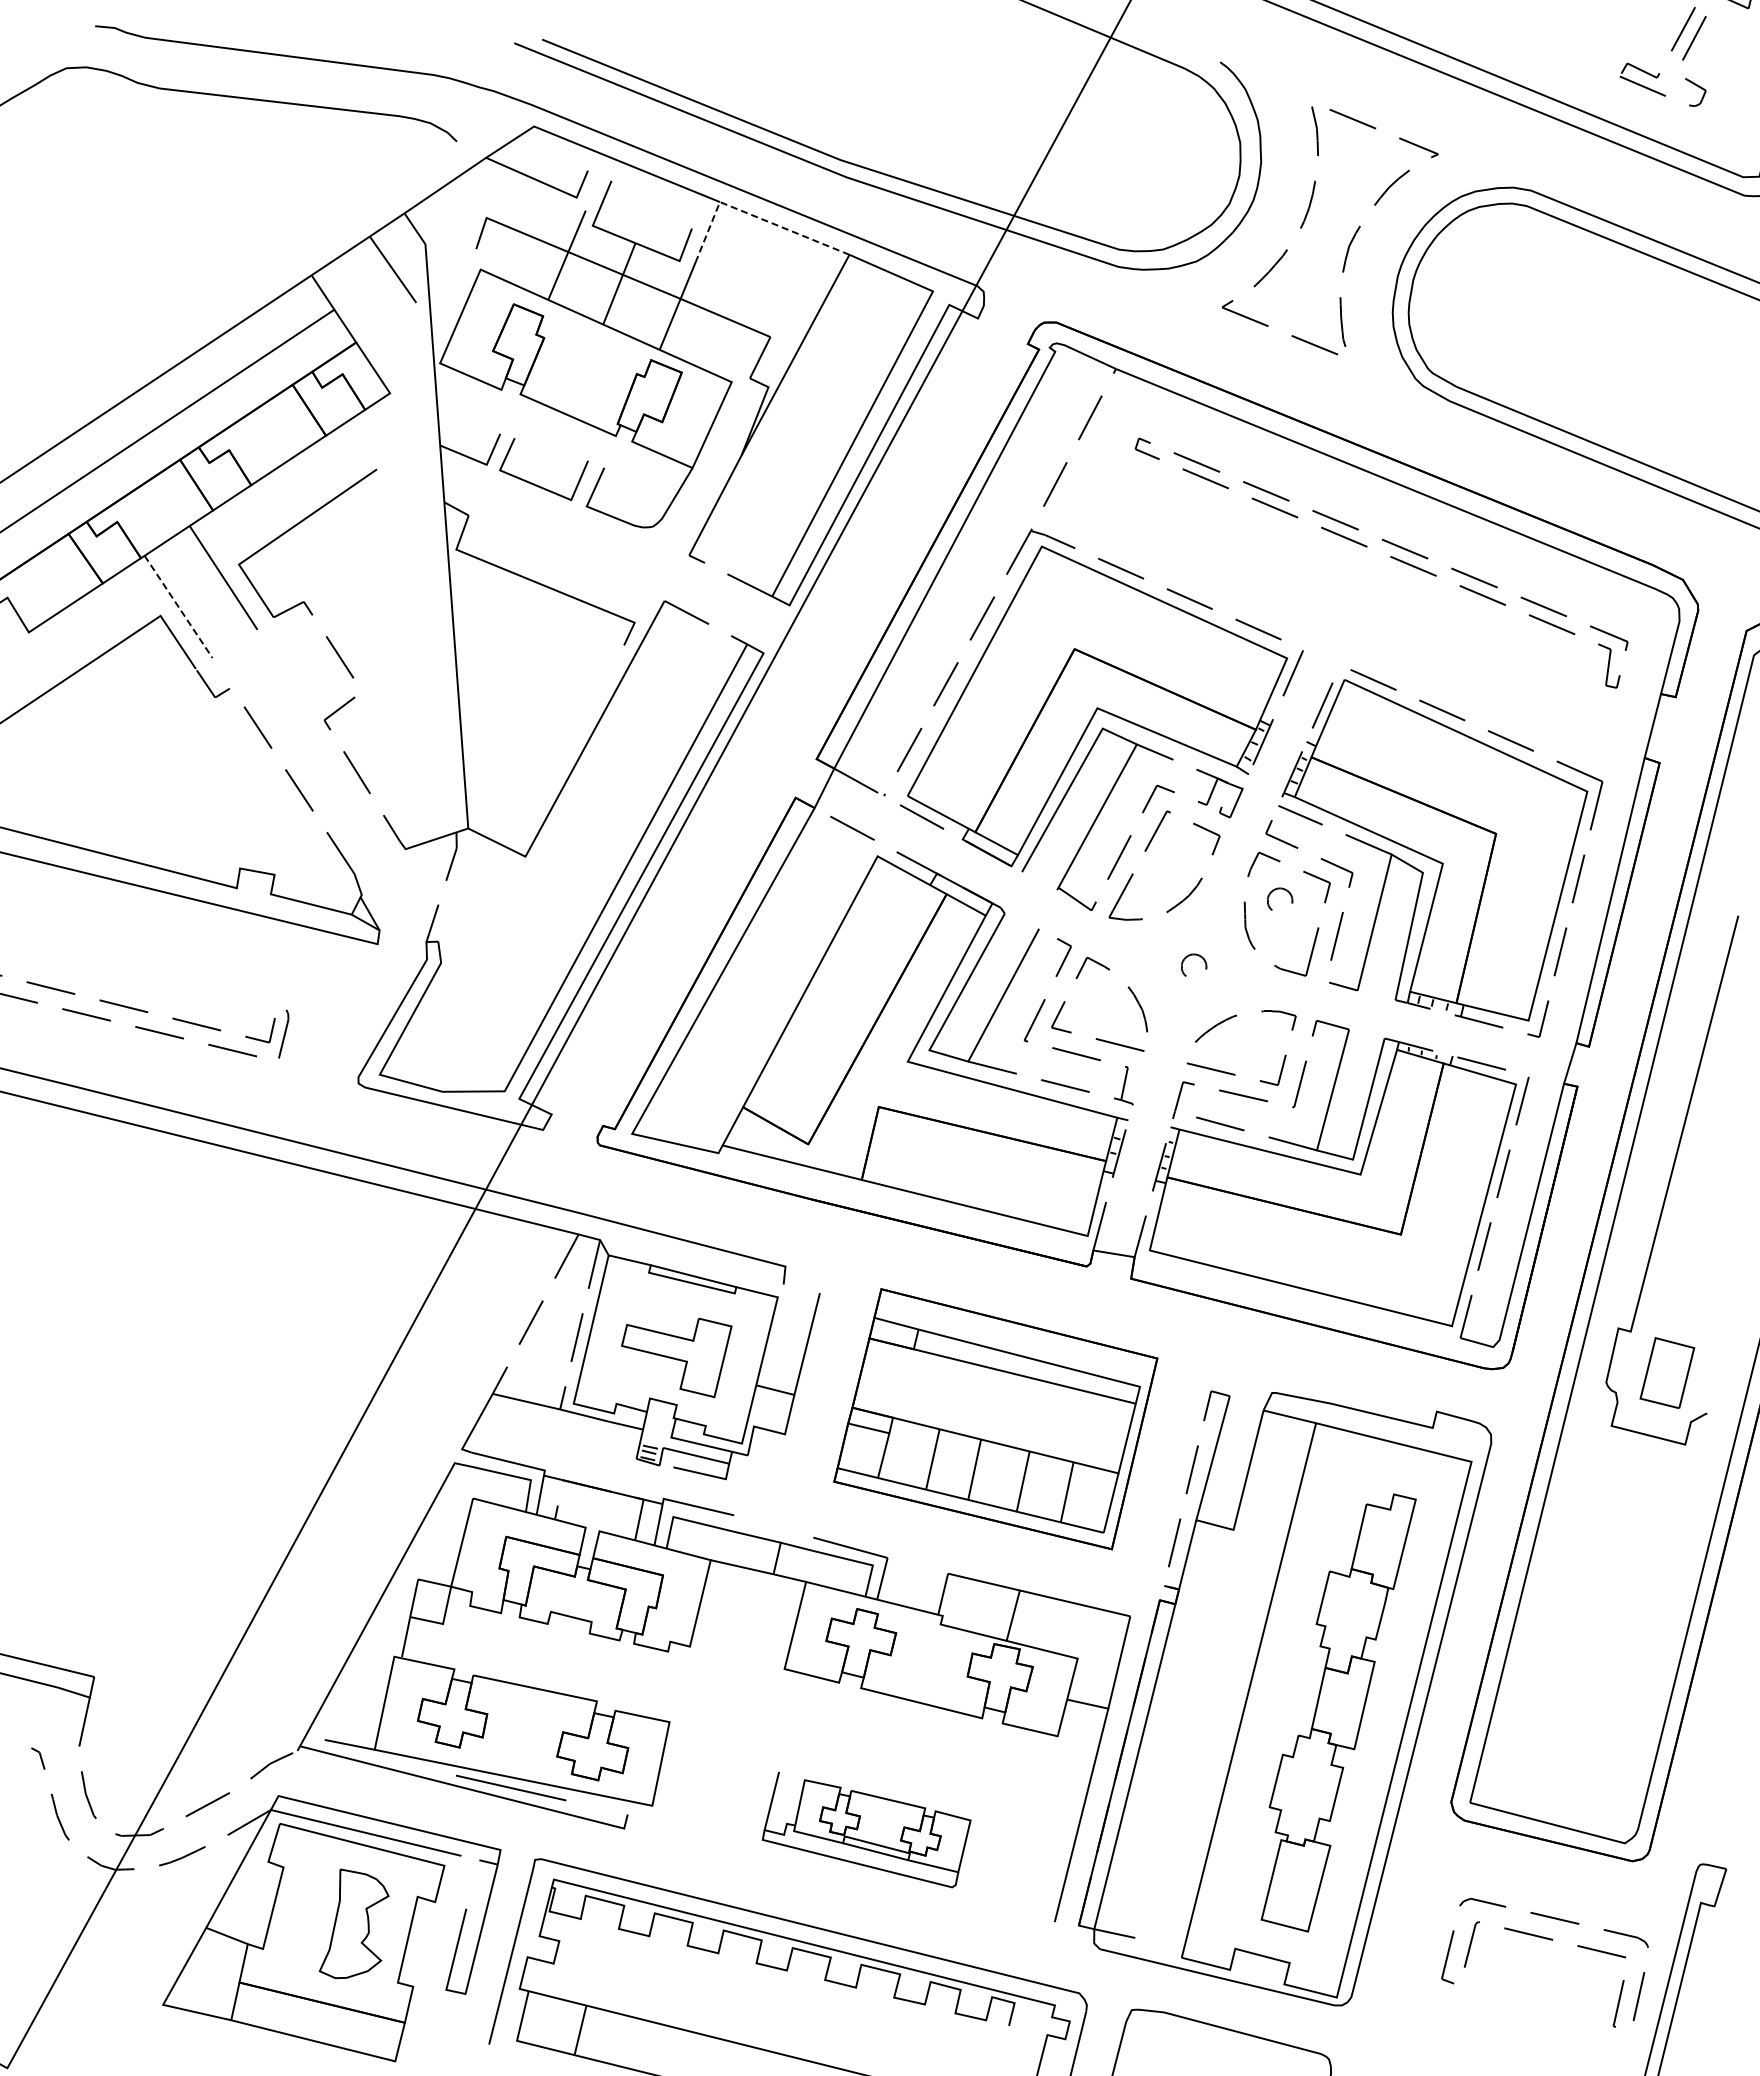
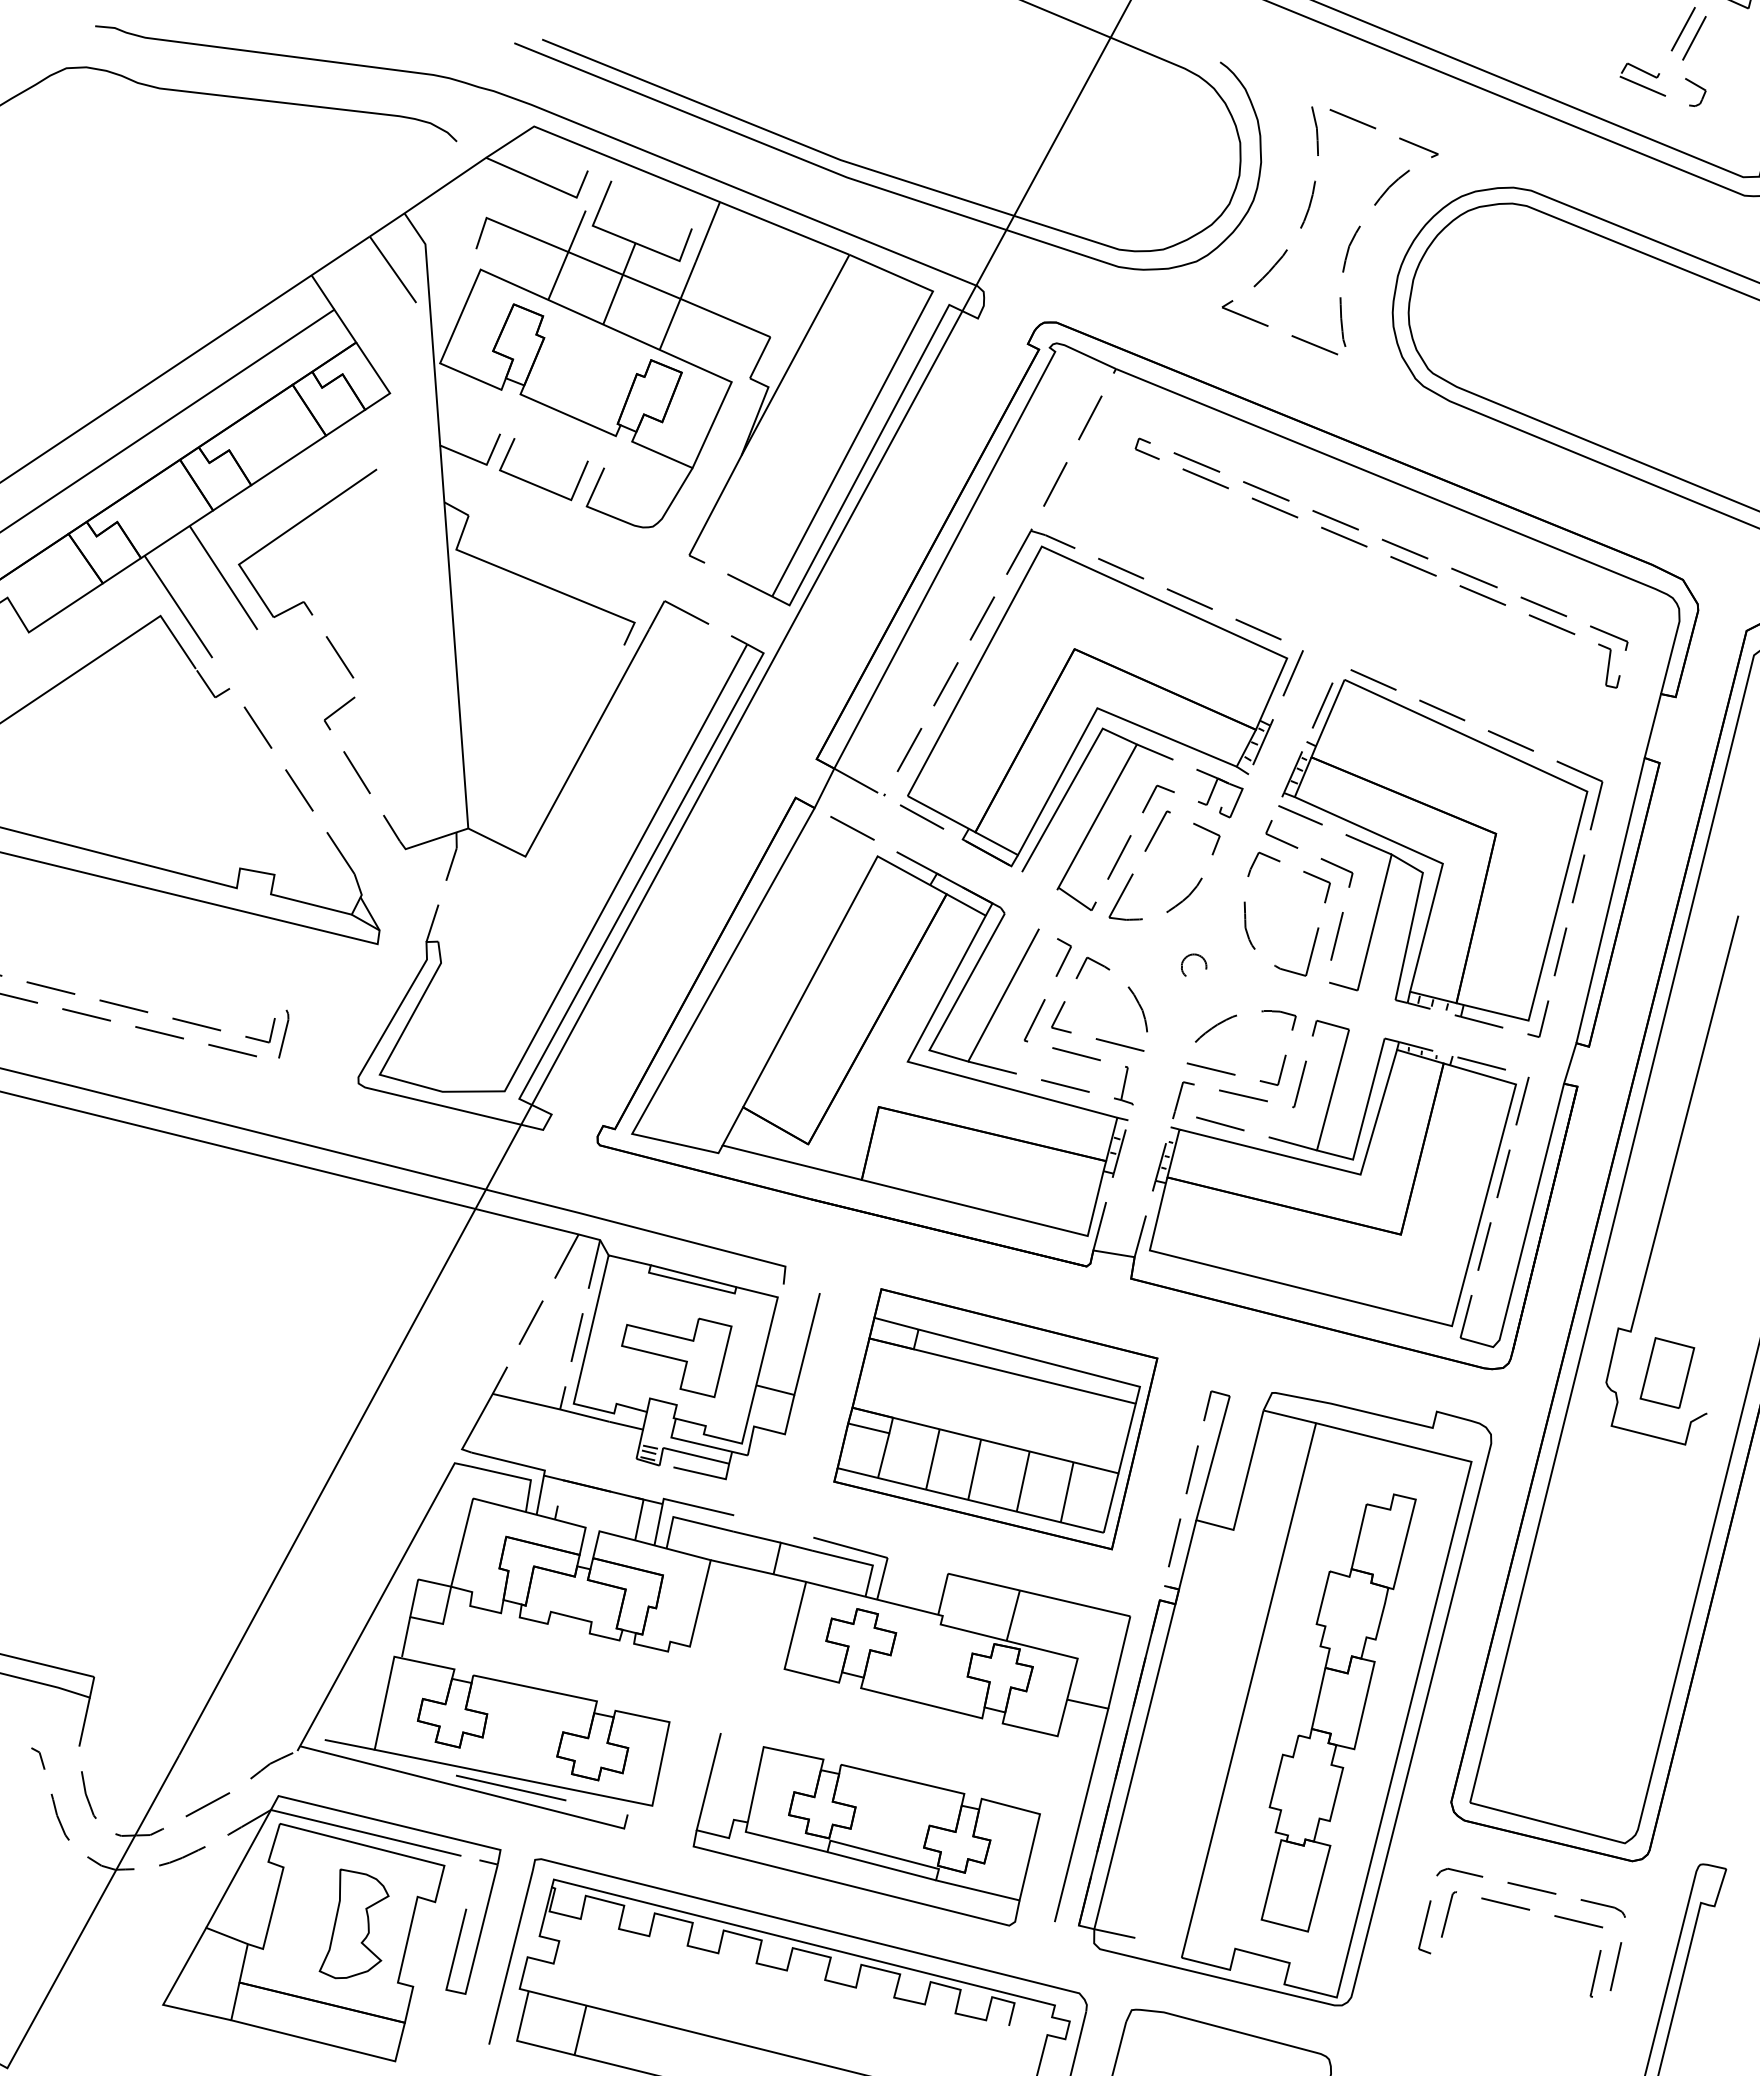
line: dashed -> solid (754, 216)
line: dashed -> solid (178, 607)
part: present -> none (1284, 890)
part size: 211x118 px -> 349x194 px (866, 1829)
part position: (1550, 1940) -> (1527, 1910) (1527, 1910)
